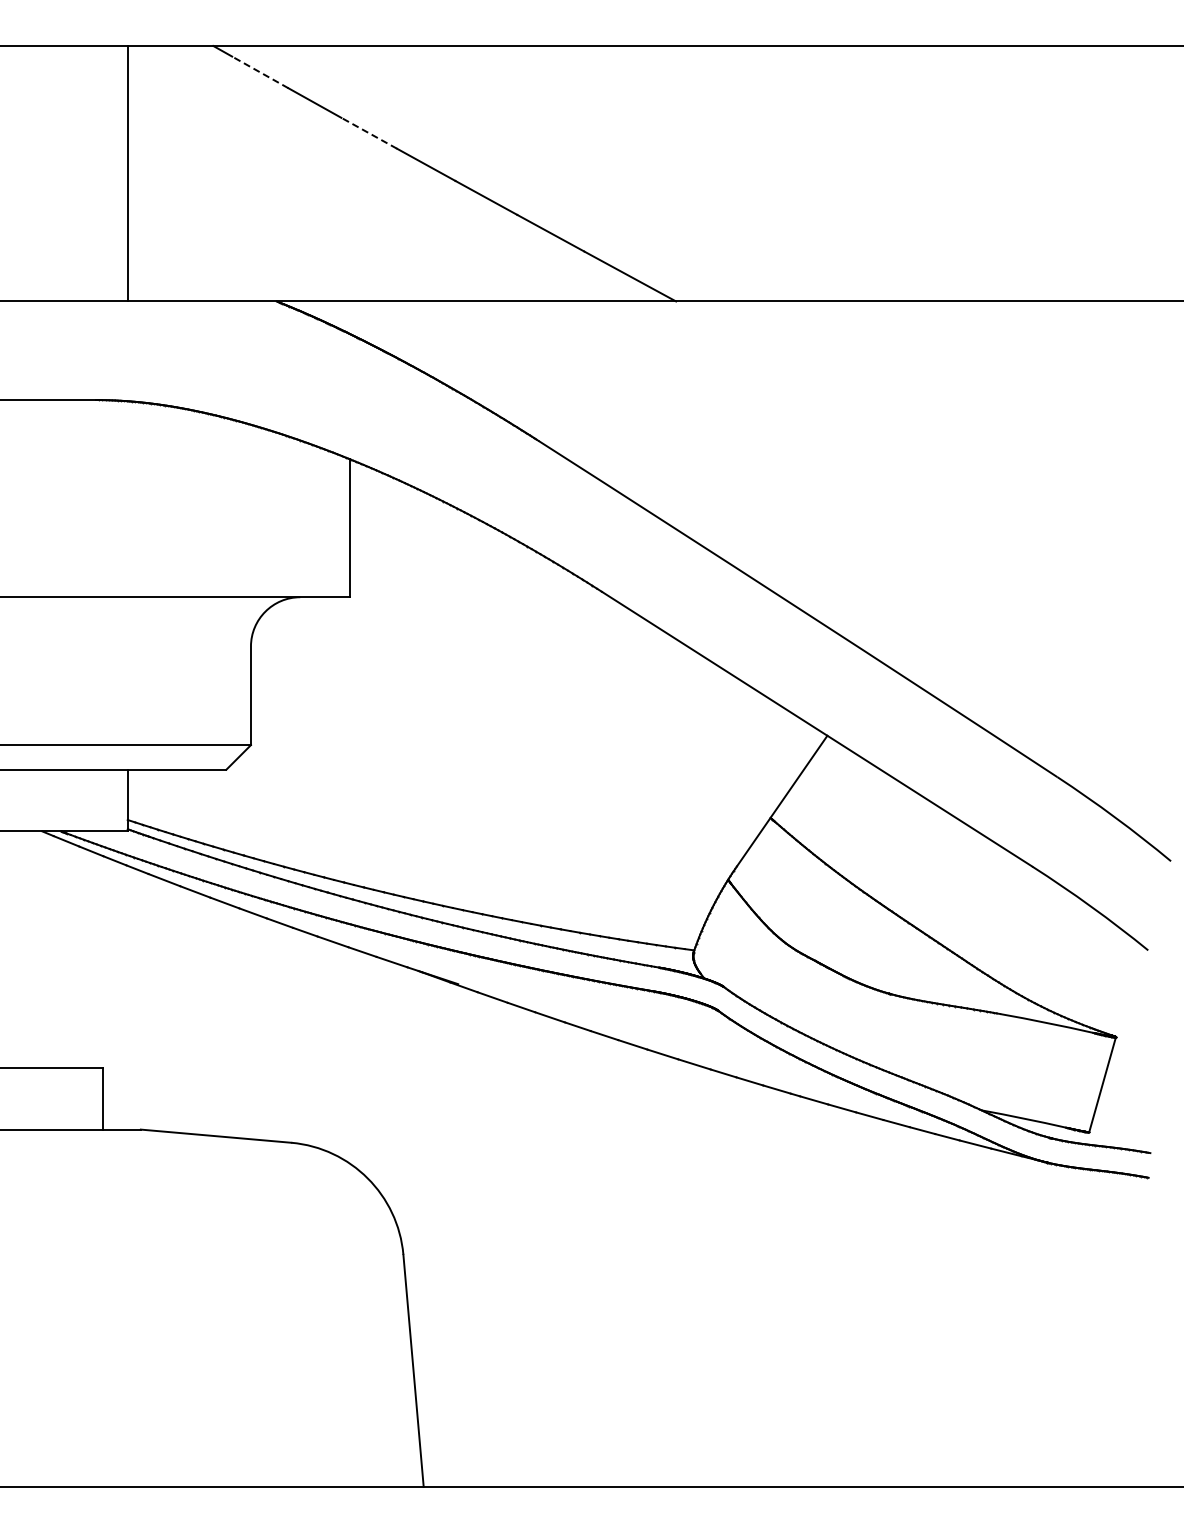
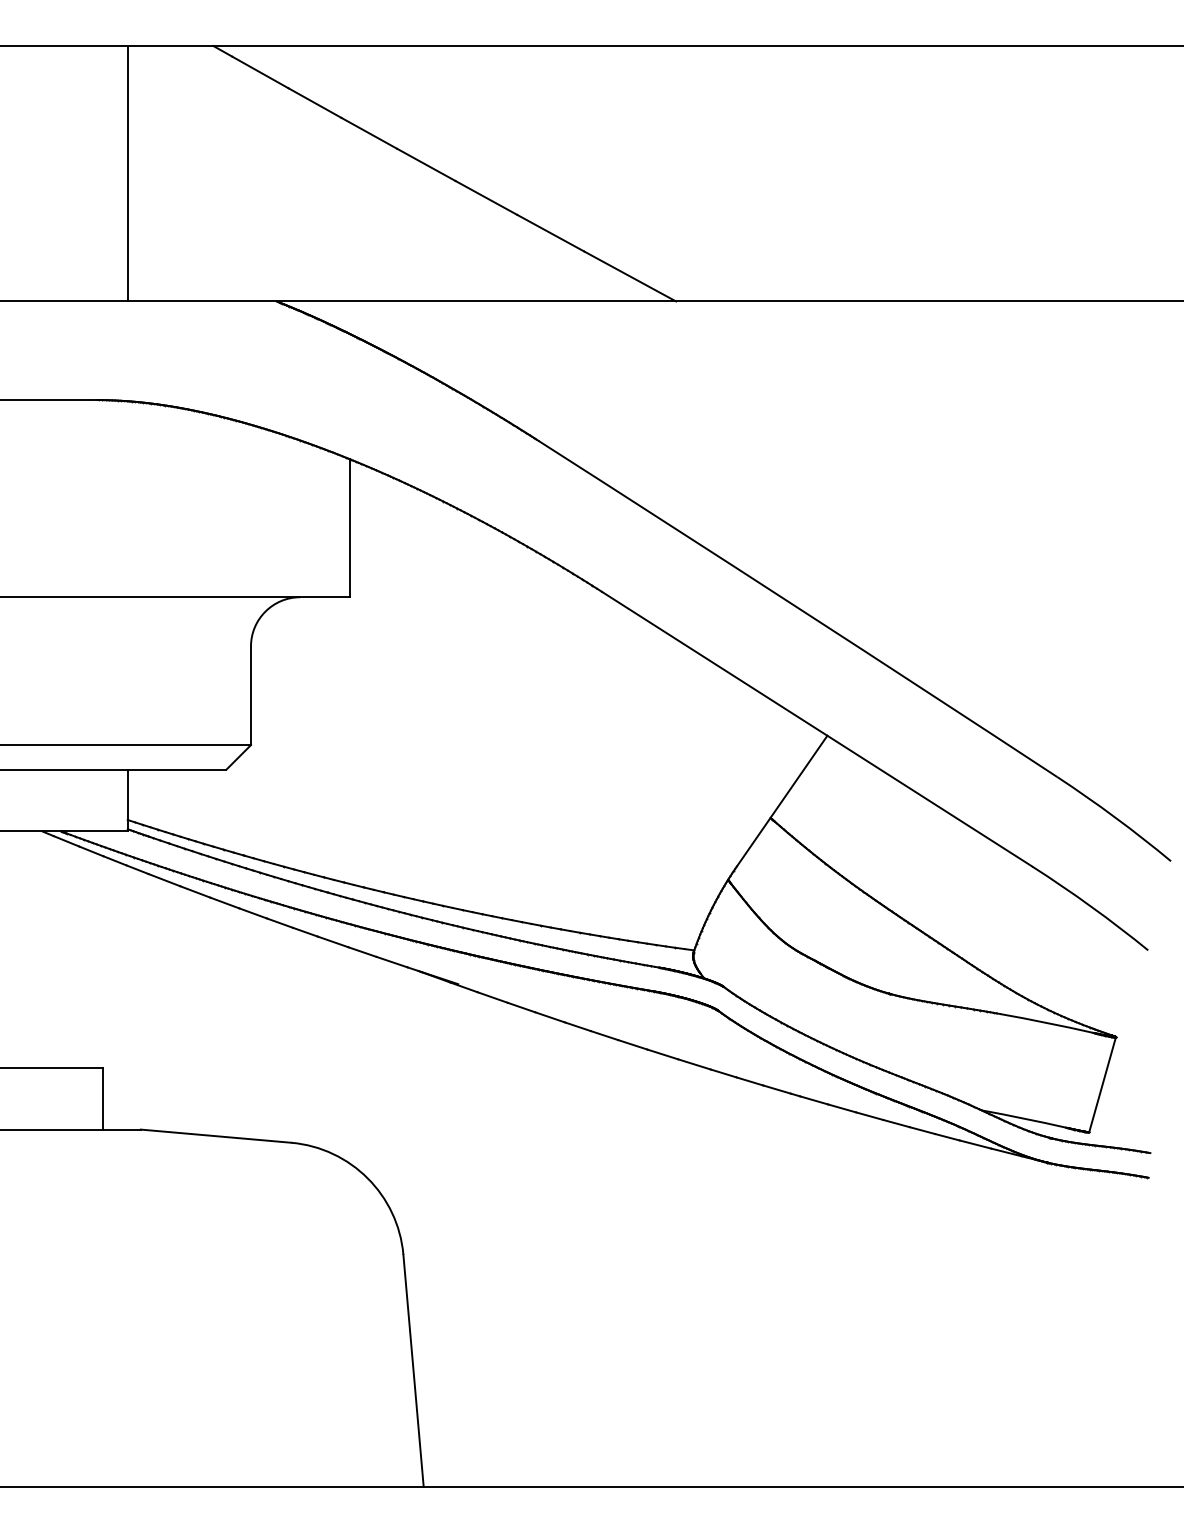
line: dashed -> solid (259, 72)
line: dashed -> solid (369, 133)
